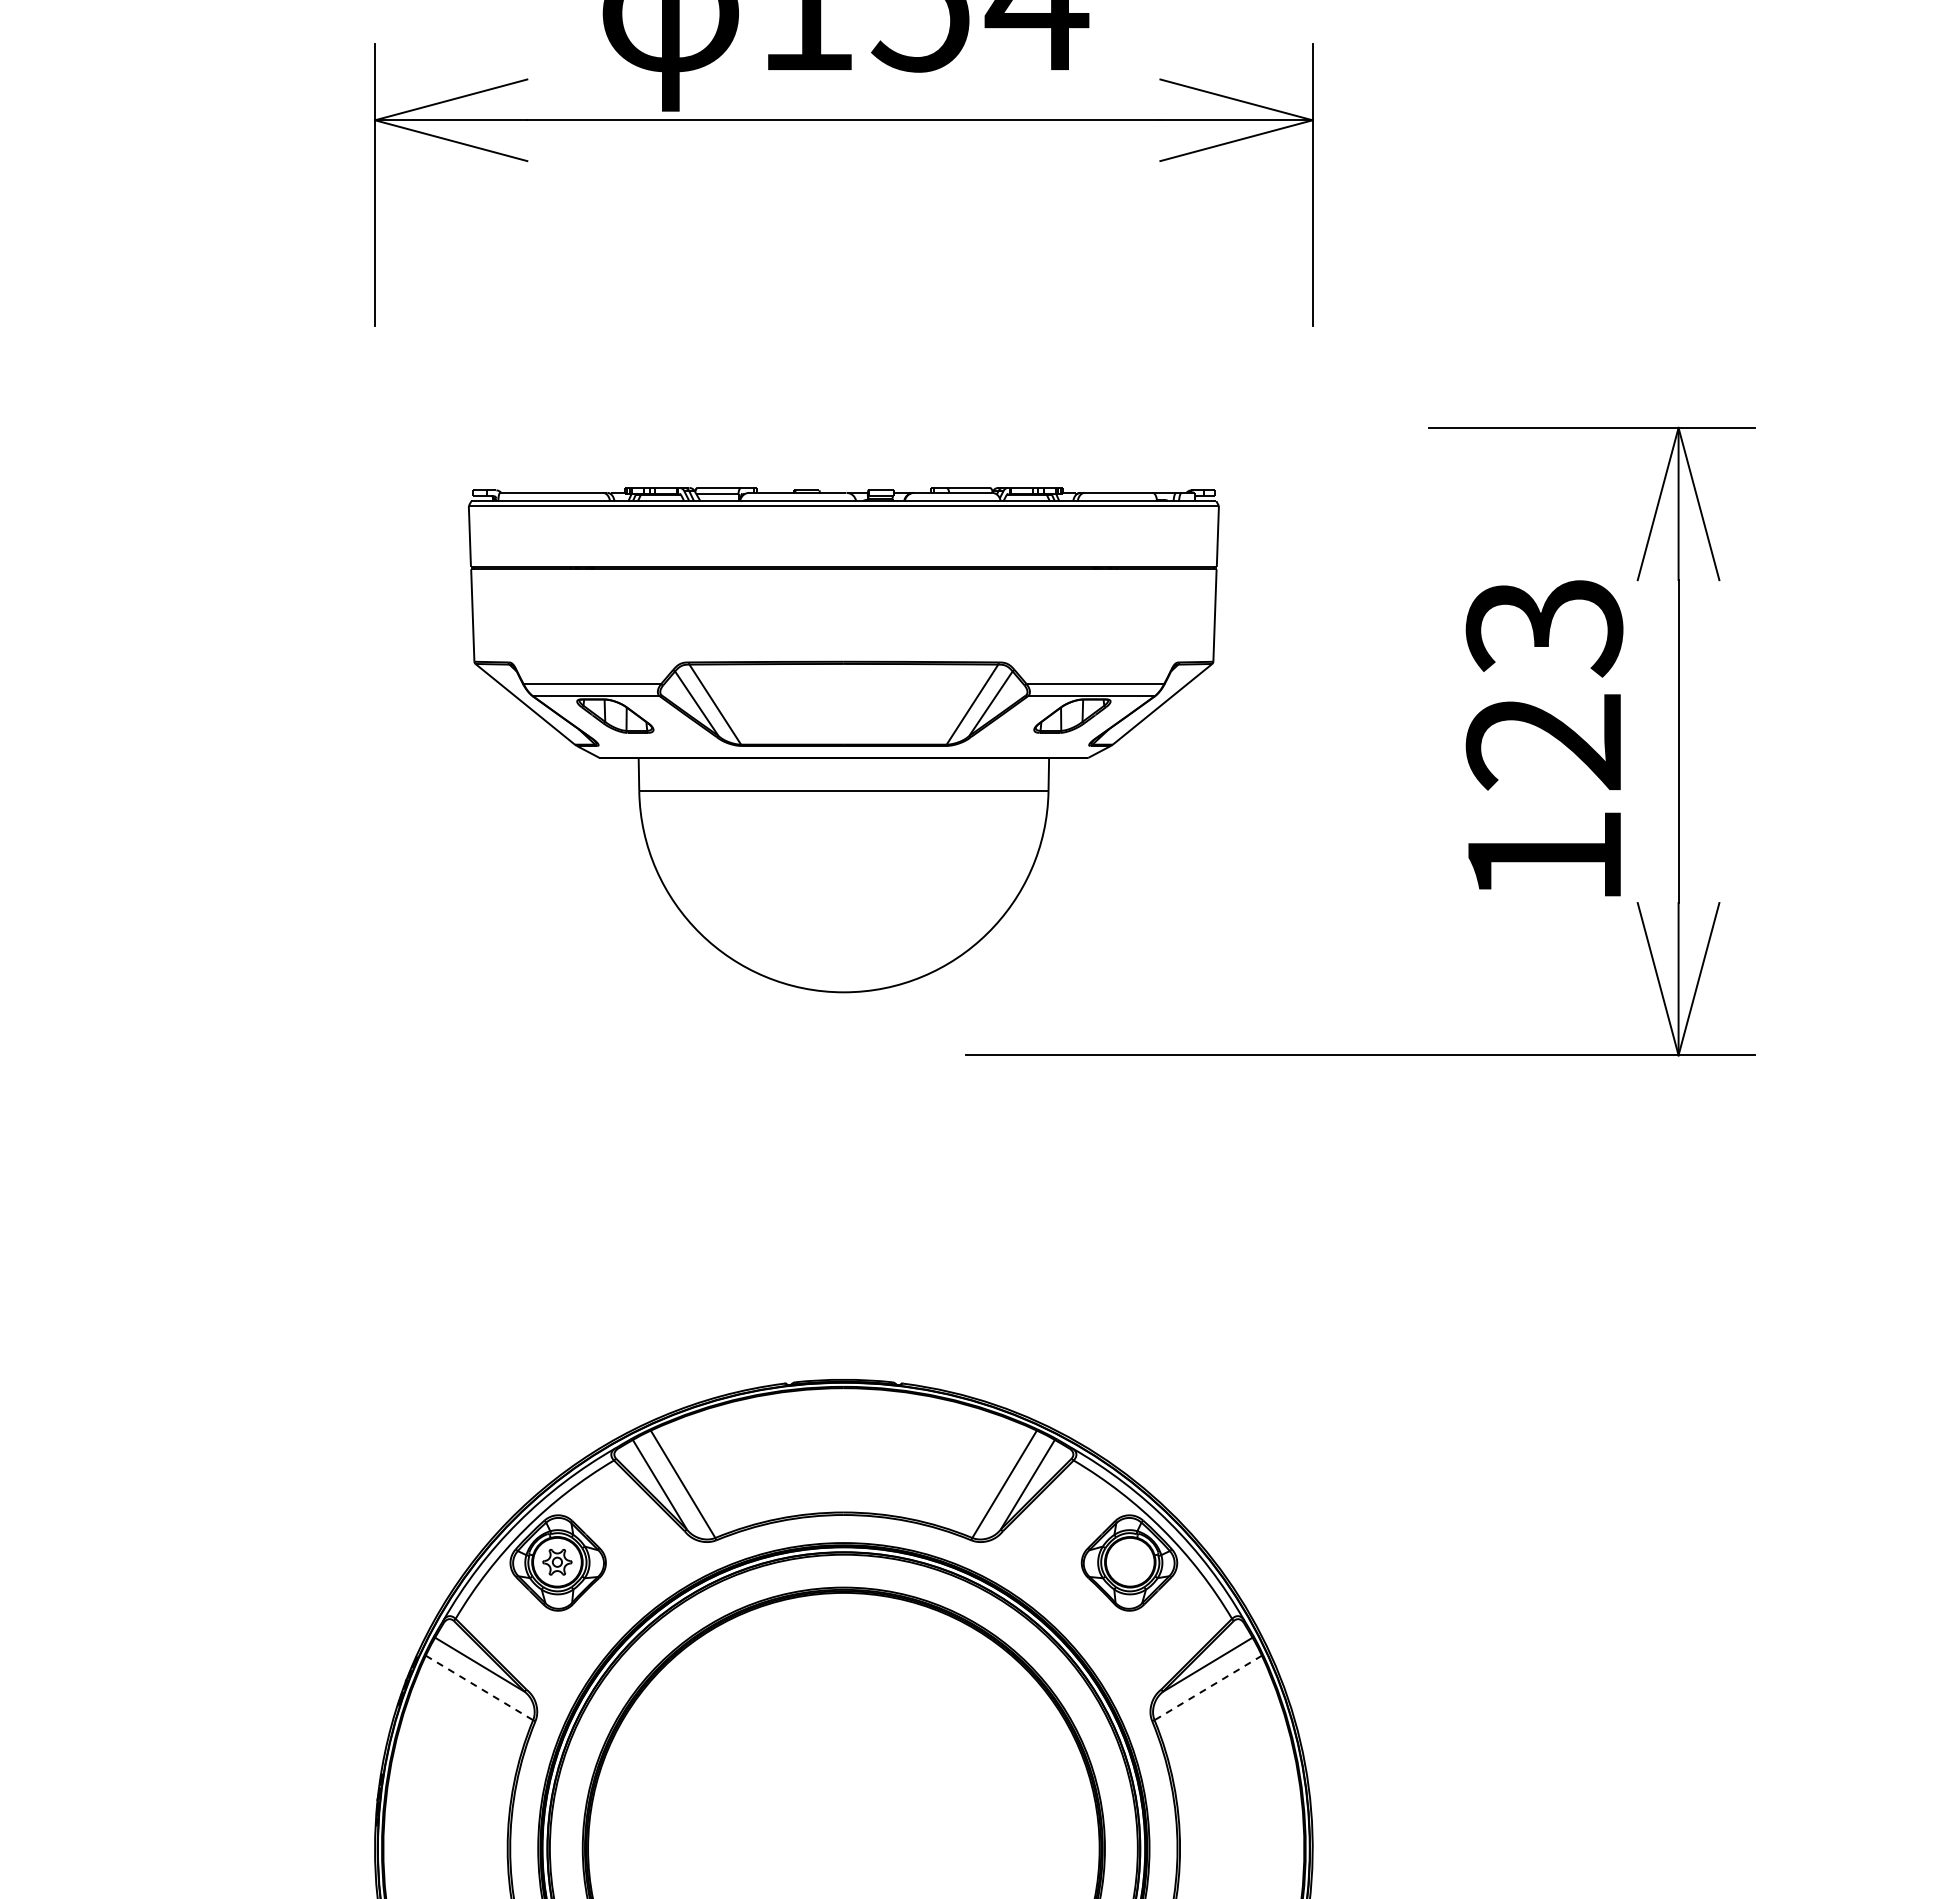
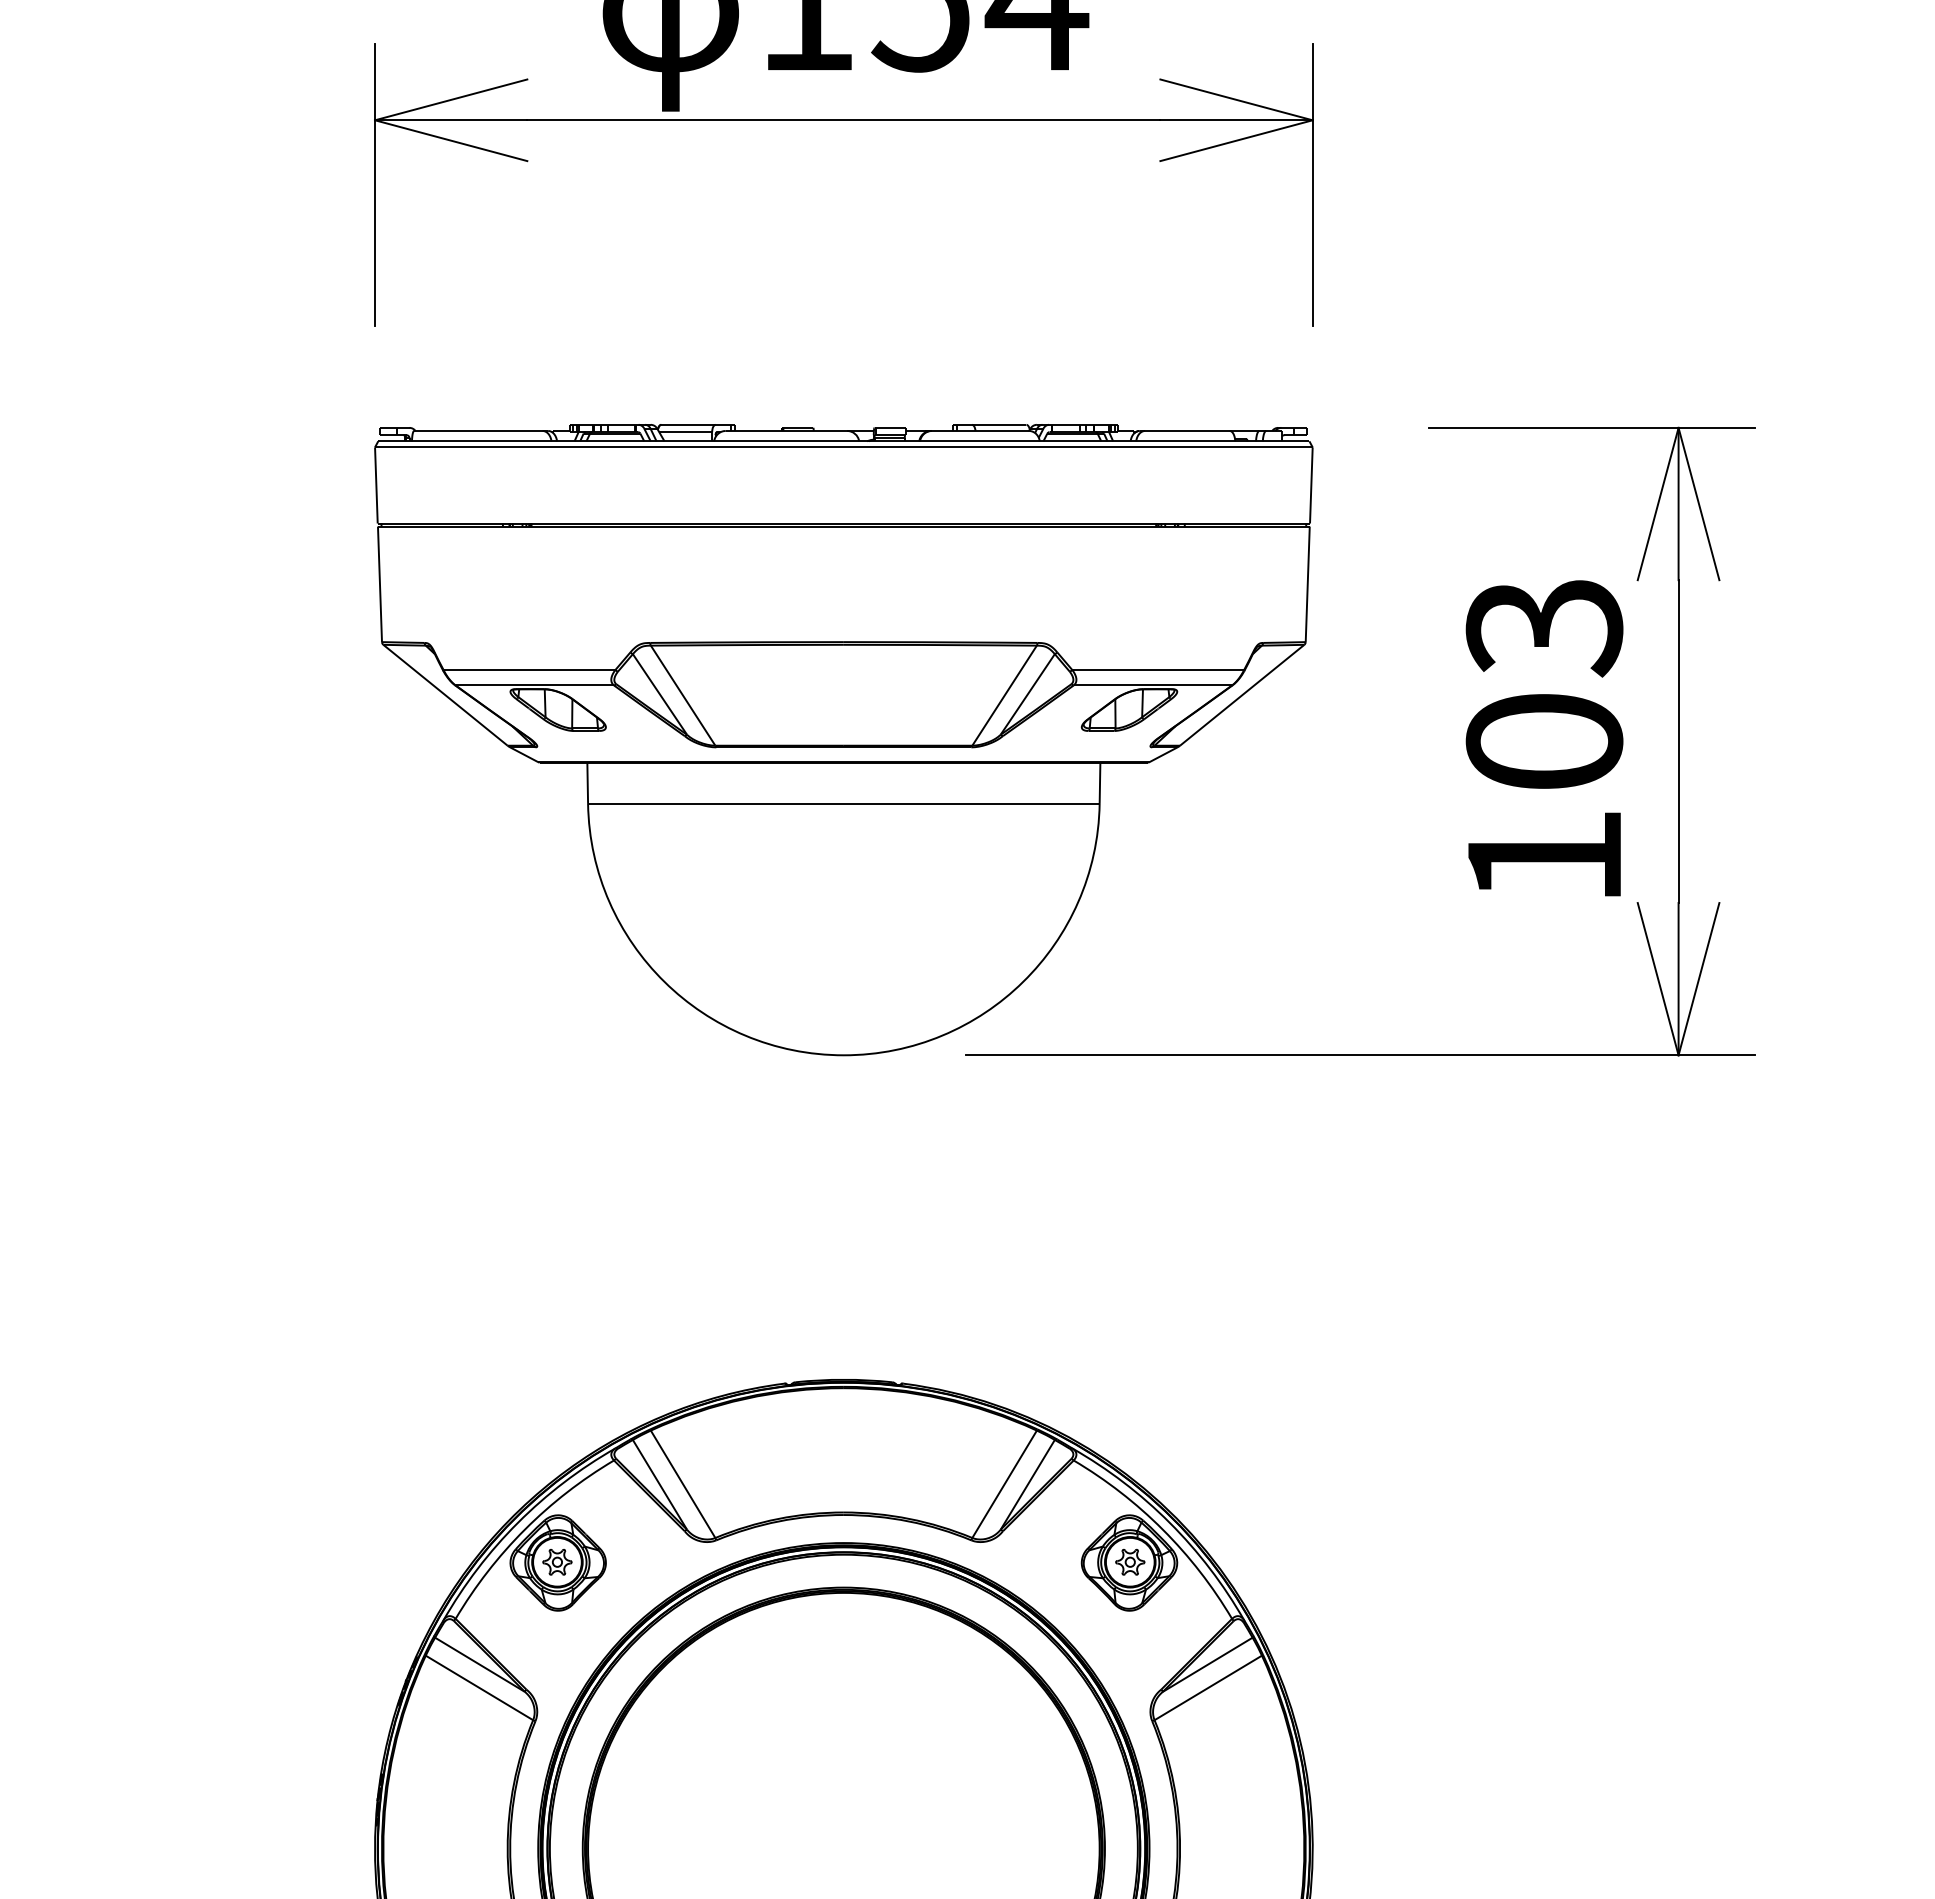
part size: 752x507 px -> 940x633 px (843, 740)
text: 123 -> 103 (1544, 742)
part: none -> present (1130, 1561)
line: dashed -> solid (479, 1687)
line: dashed -> solid (1208, 1687)
